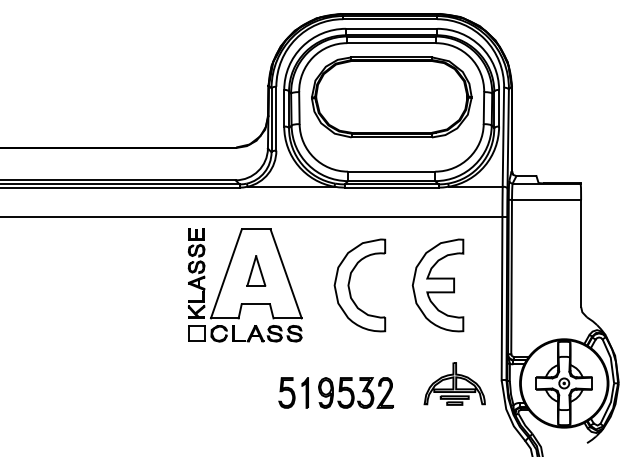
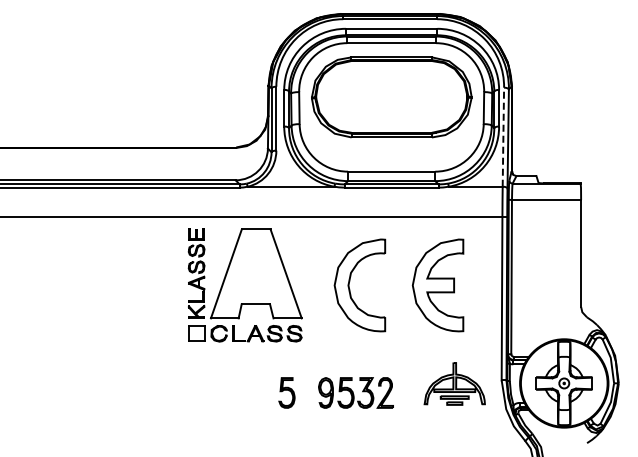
line: solid -> dashed (503, 137)
part: present -> none (256, 270)
part: present -> none (304, 392)
